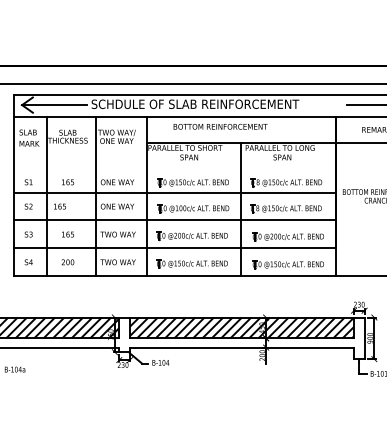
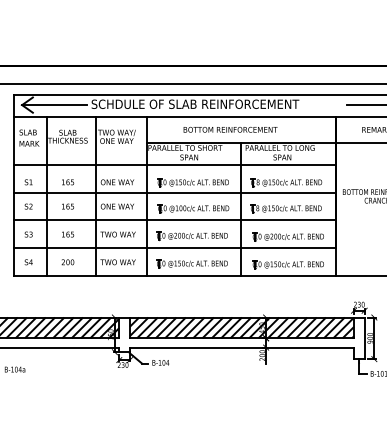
text position: (220, 126) -> (230, 129) (230, 129)
line: none -> present (174, 164)
text position: (59, 206) -> (67, 206) (67, 206)
